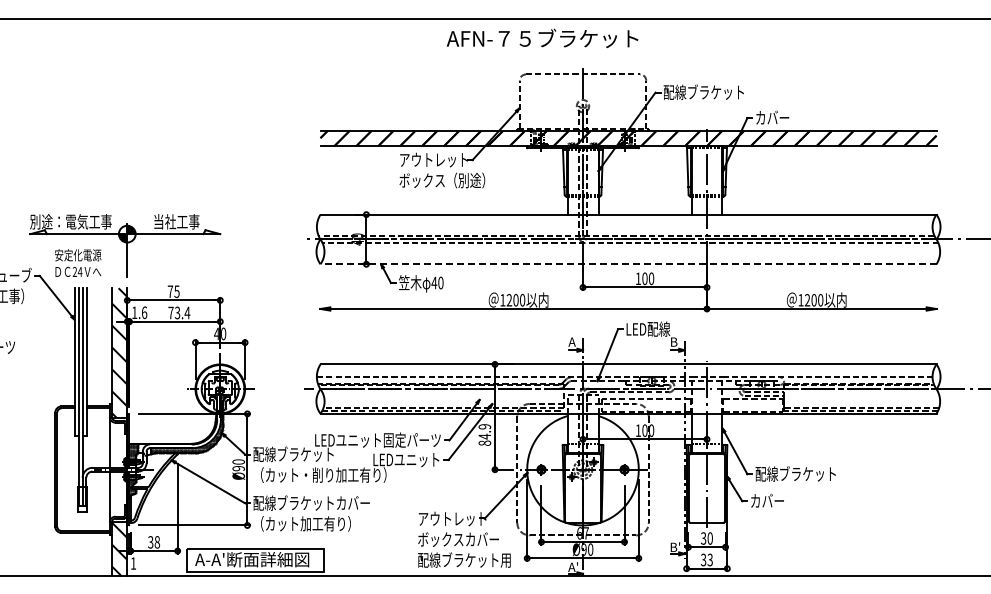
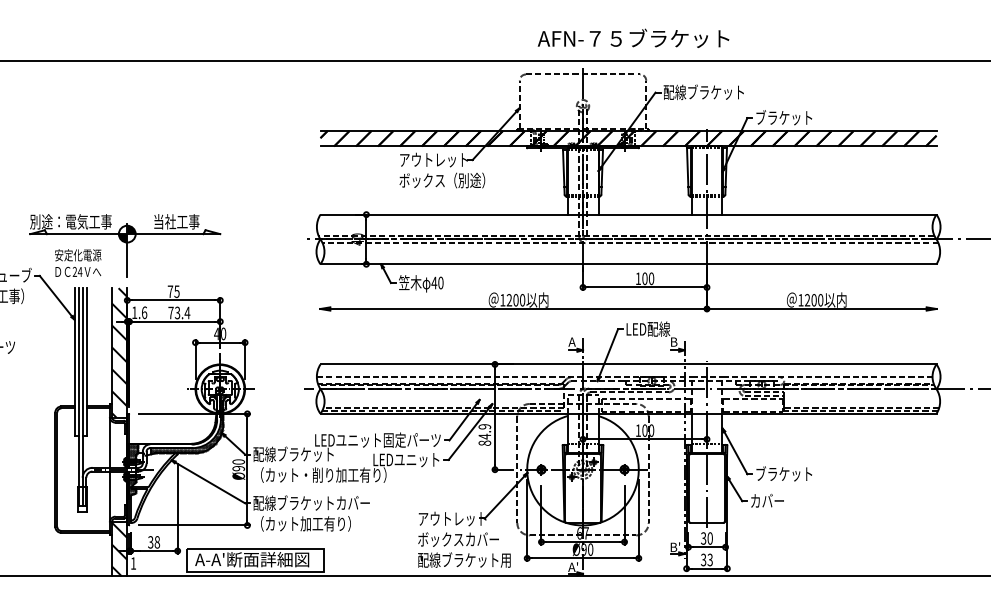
line position: (494, 19) -> (494, 61) (494, 61)
text position: (542, 37) -> (633, 37) (633, 37)
text: カバー -> ブラケット (784, 117)
line: dashed -> solid (628, 264)
text: 配線ブラケット -> ブラケット (795, 473)
